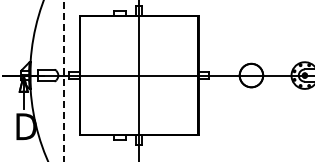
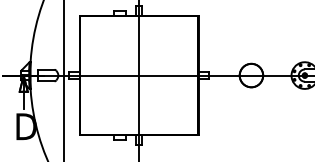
line: dashed -> solid (64, 81)
